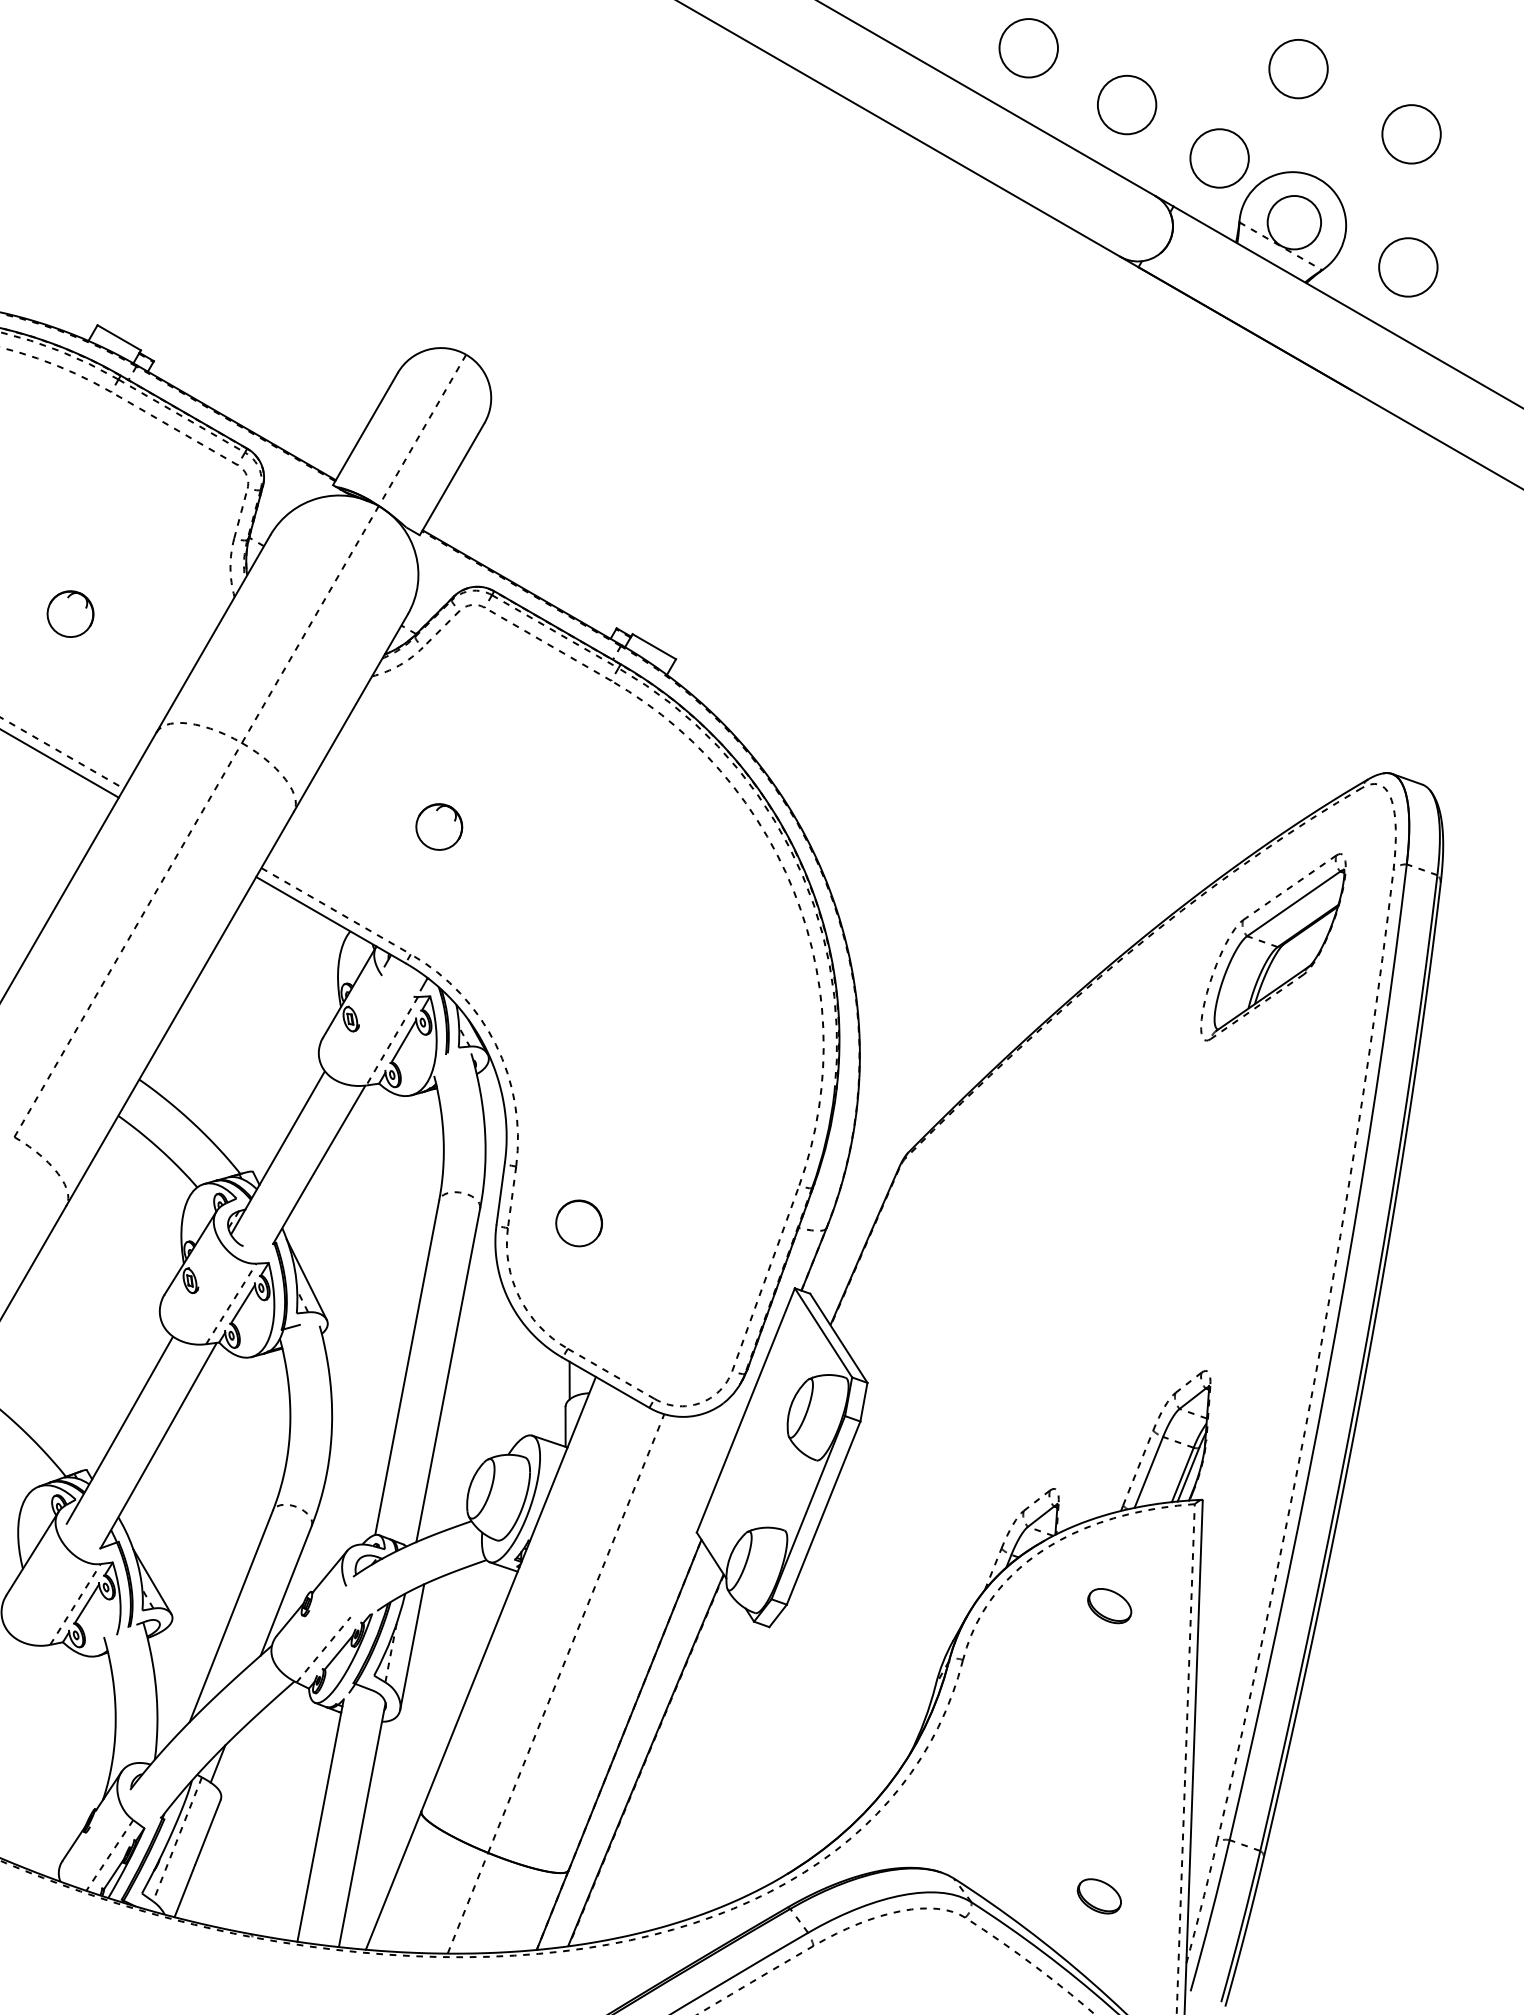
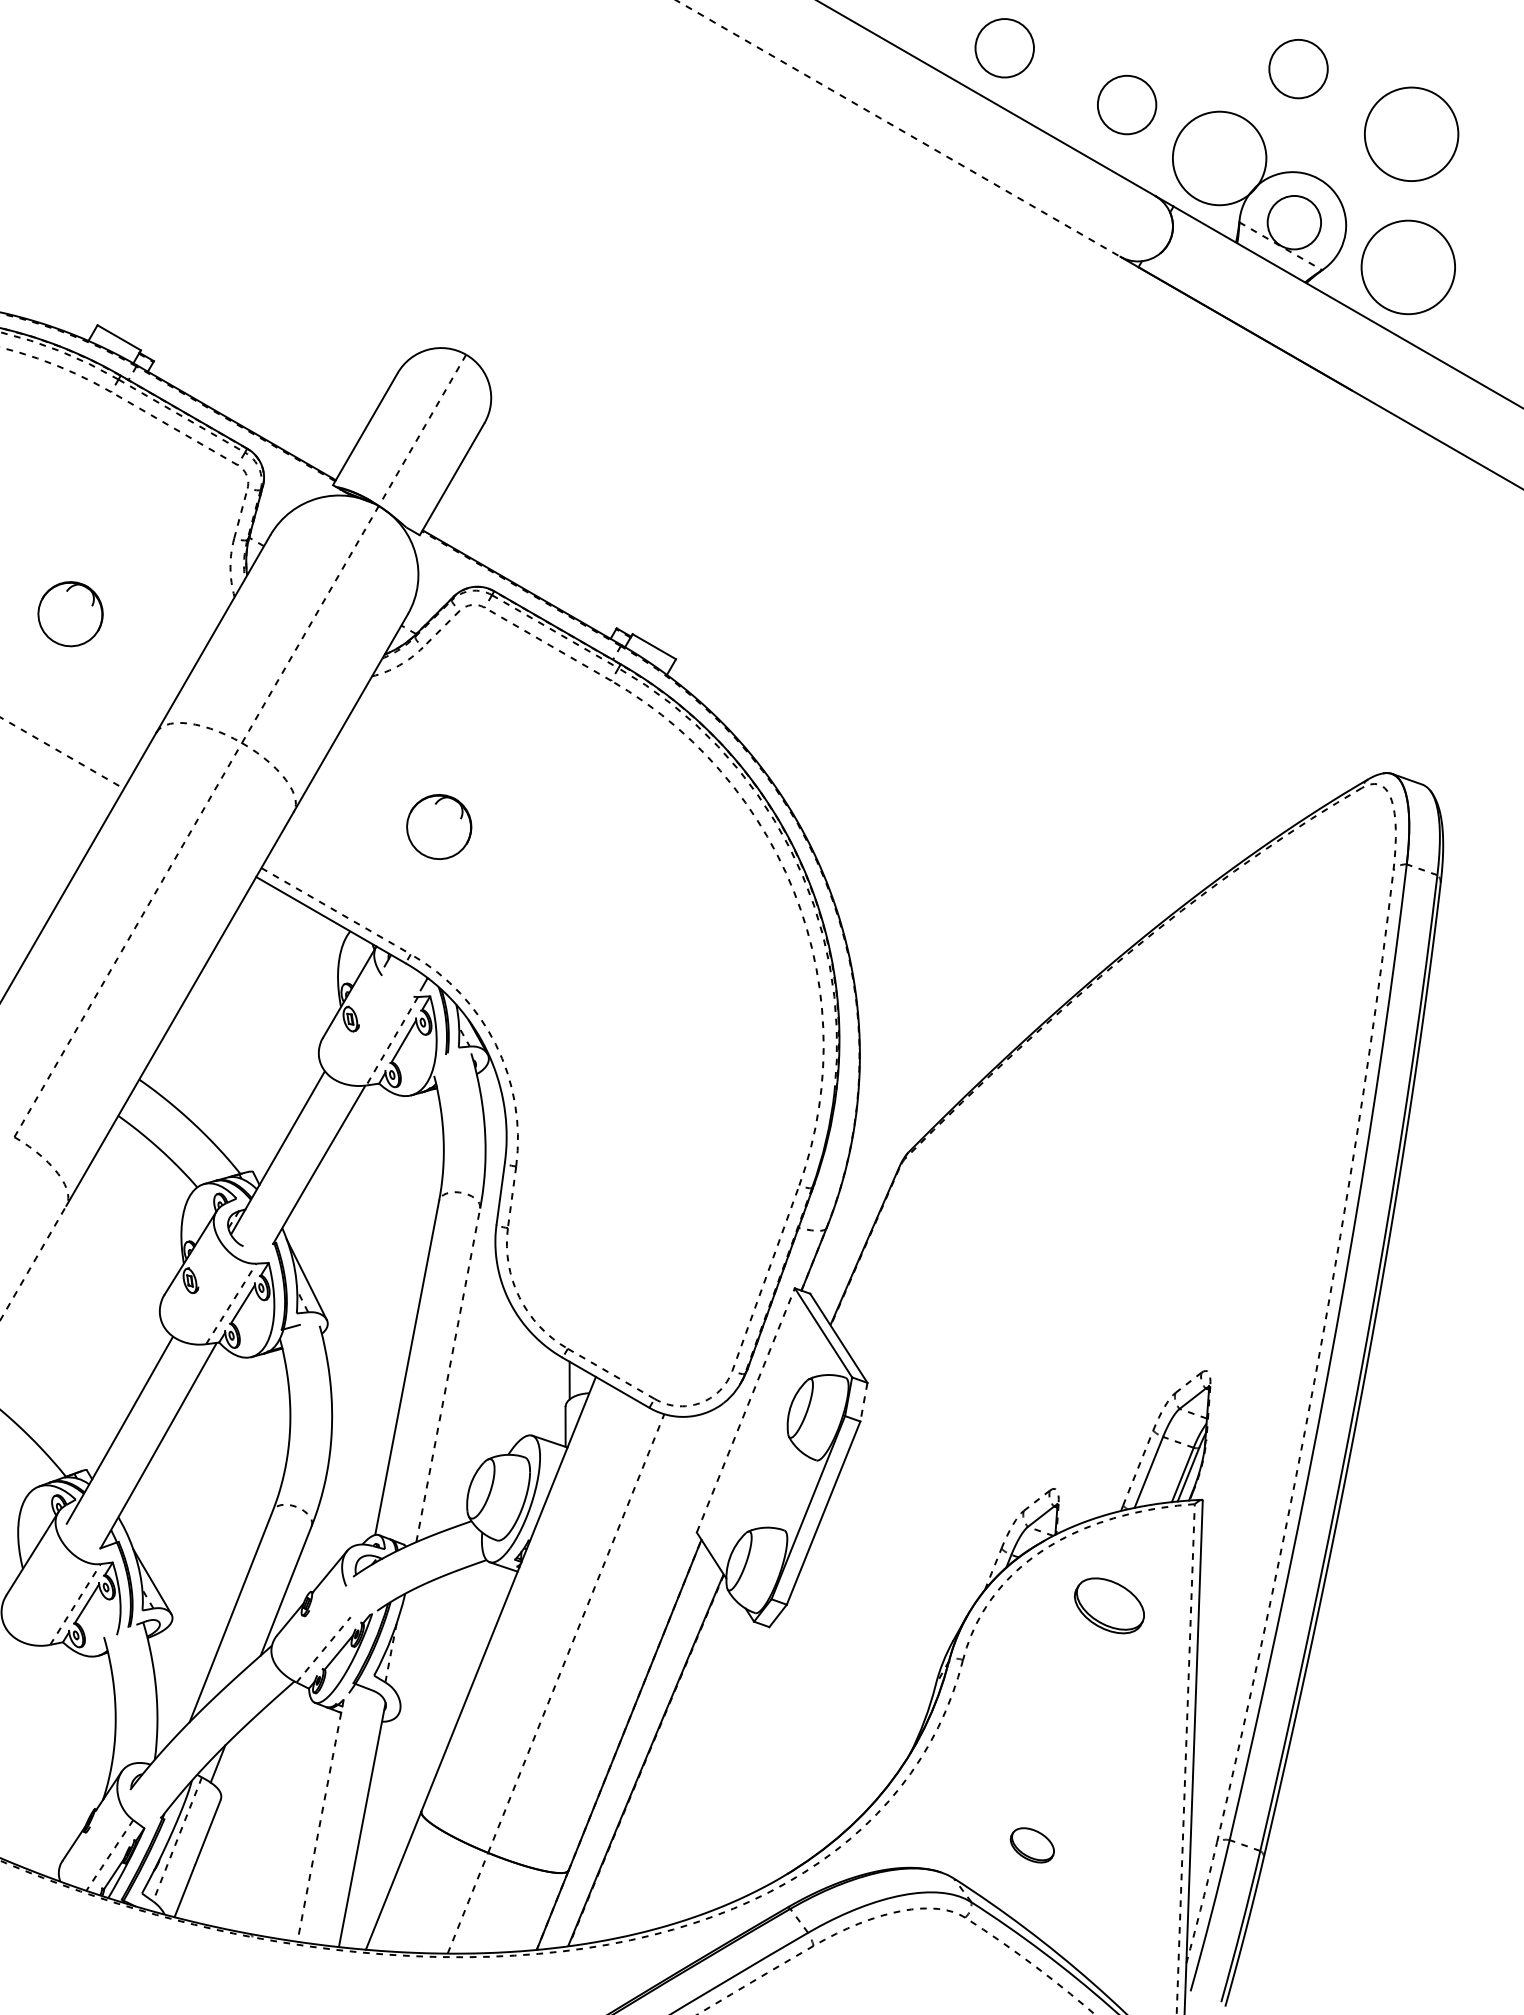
circle position: (1028, 48) -> (1004, 48) (1004, 48)
line: solid -> dashed (898, 128)
circle diameter: 58 px -> 94 px (1411, 134)
circle diameter: 58 px -> 94 px (1219, 158)
circle diameter: 58 px -> 94 px (1408, 267)
part size: 49x48 px -> 67x67 px (70, 614)
line: present -> none (60, 763)
part size: 49x48 px -> 67x67 px (439, 827)
part: present -> none (1273, 947)
part: present -> none (579, 1223)
line: solid -> dashed (33, 1263)
line: solid -> dashed (448, 1375)
line: solid -> dashed (863, 1402)
line: solid -> dashed (745, 1410)
part size: 46x37 px -> 71x58 px (1109, 1605)
line: present -> none (412, 1646)
line: solid -> dashed (320, 1821)
part position: (1098, 1896) -> (1031, 1845) (1031, 1845)
